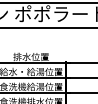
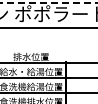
line: solid -> dashed (49, 2)
